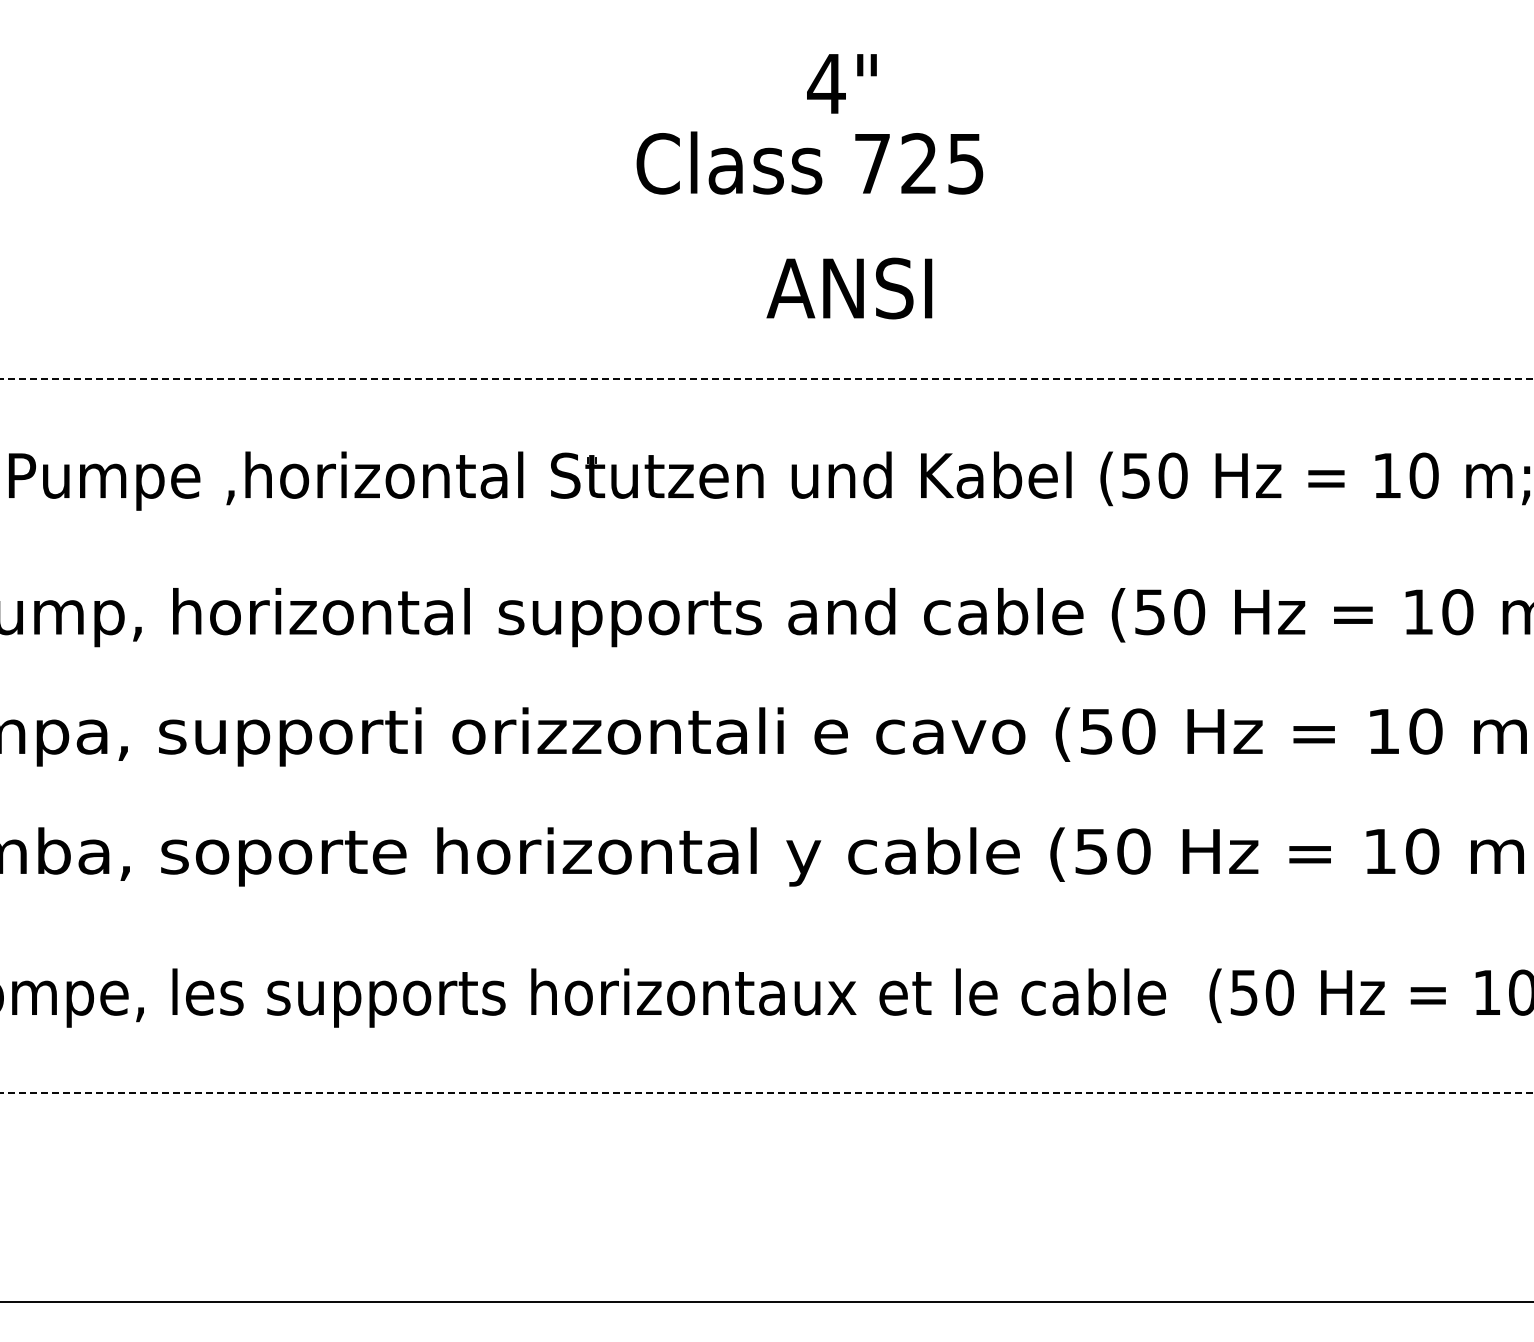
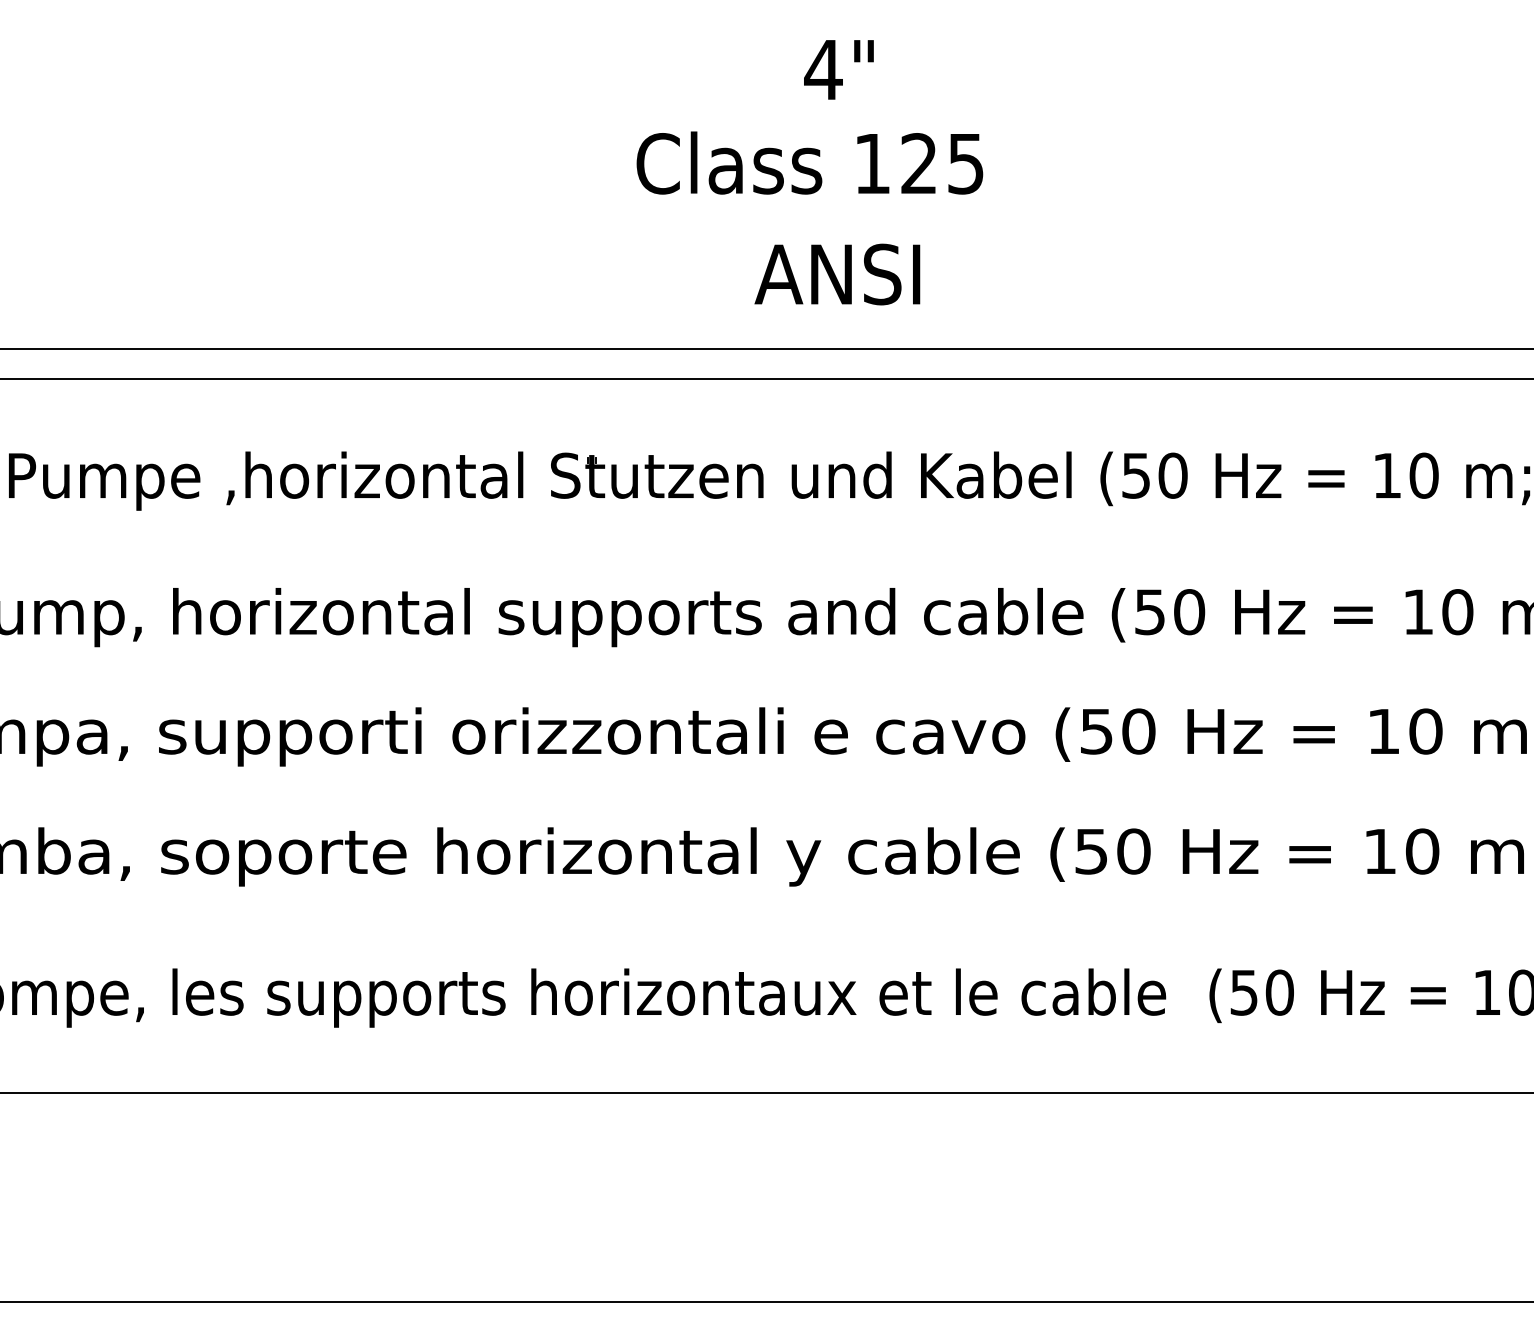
text position: (841, 83) -> (838, 69) (838, 69)
text: 725 -> 125 (872, 163)
text position: (849, 288) -> (837, 274) (837, 274)
line: none -> present (766, 348)
line: dashed -> solid (766, 378)
line: dashed -> solid (766, 1093)
